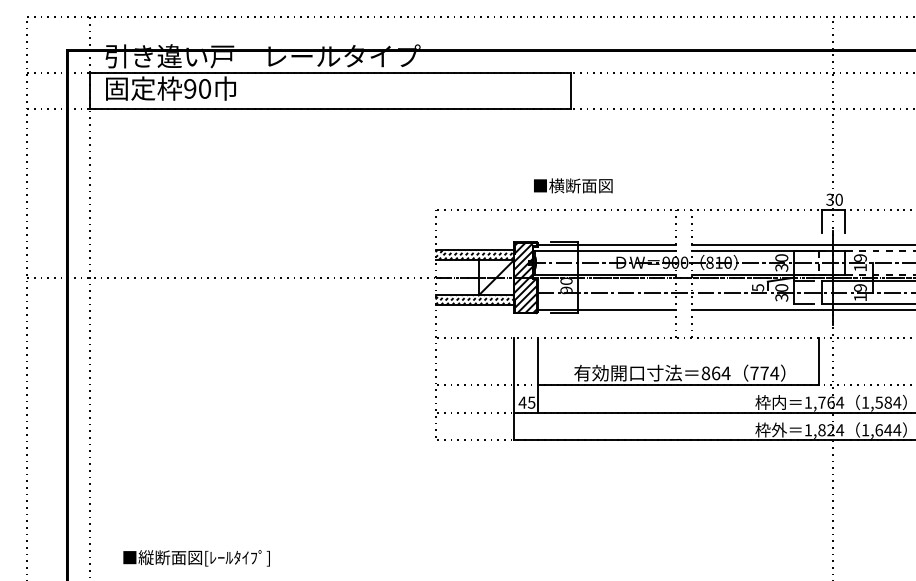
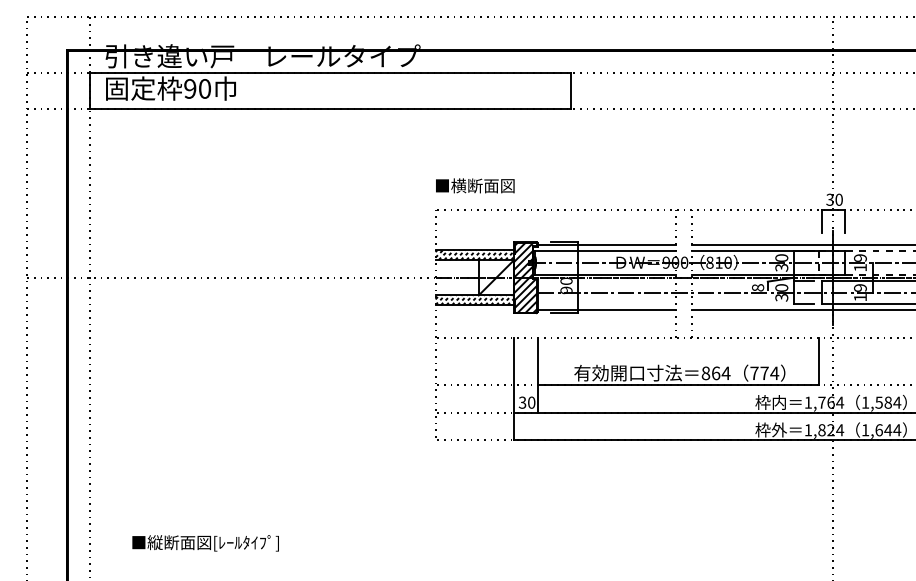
text position: (573, 185) -> (475, 185) (475, 185)
text: 5 -> 8 (758, 287)
text: 45 -> 30 (526, 402)
text position: (196, 558) -> (205, 543) (205, 543)
